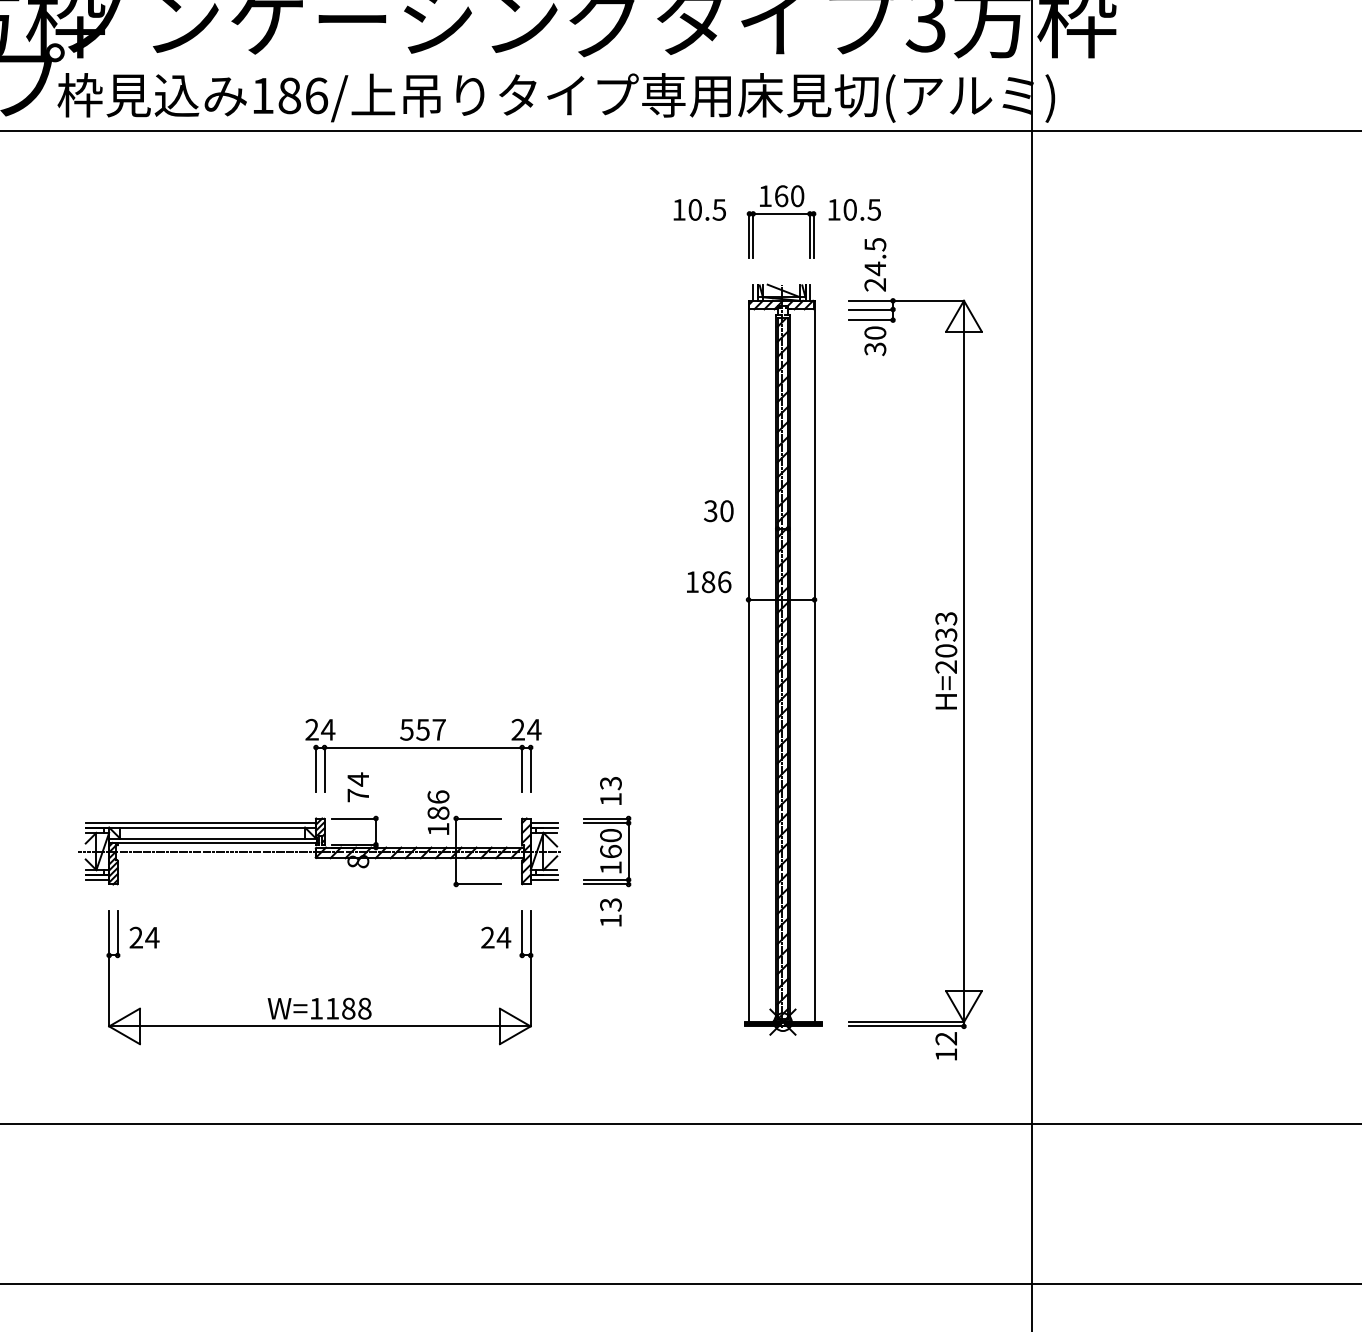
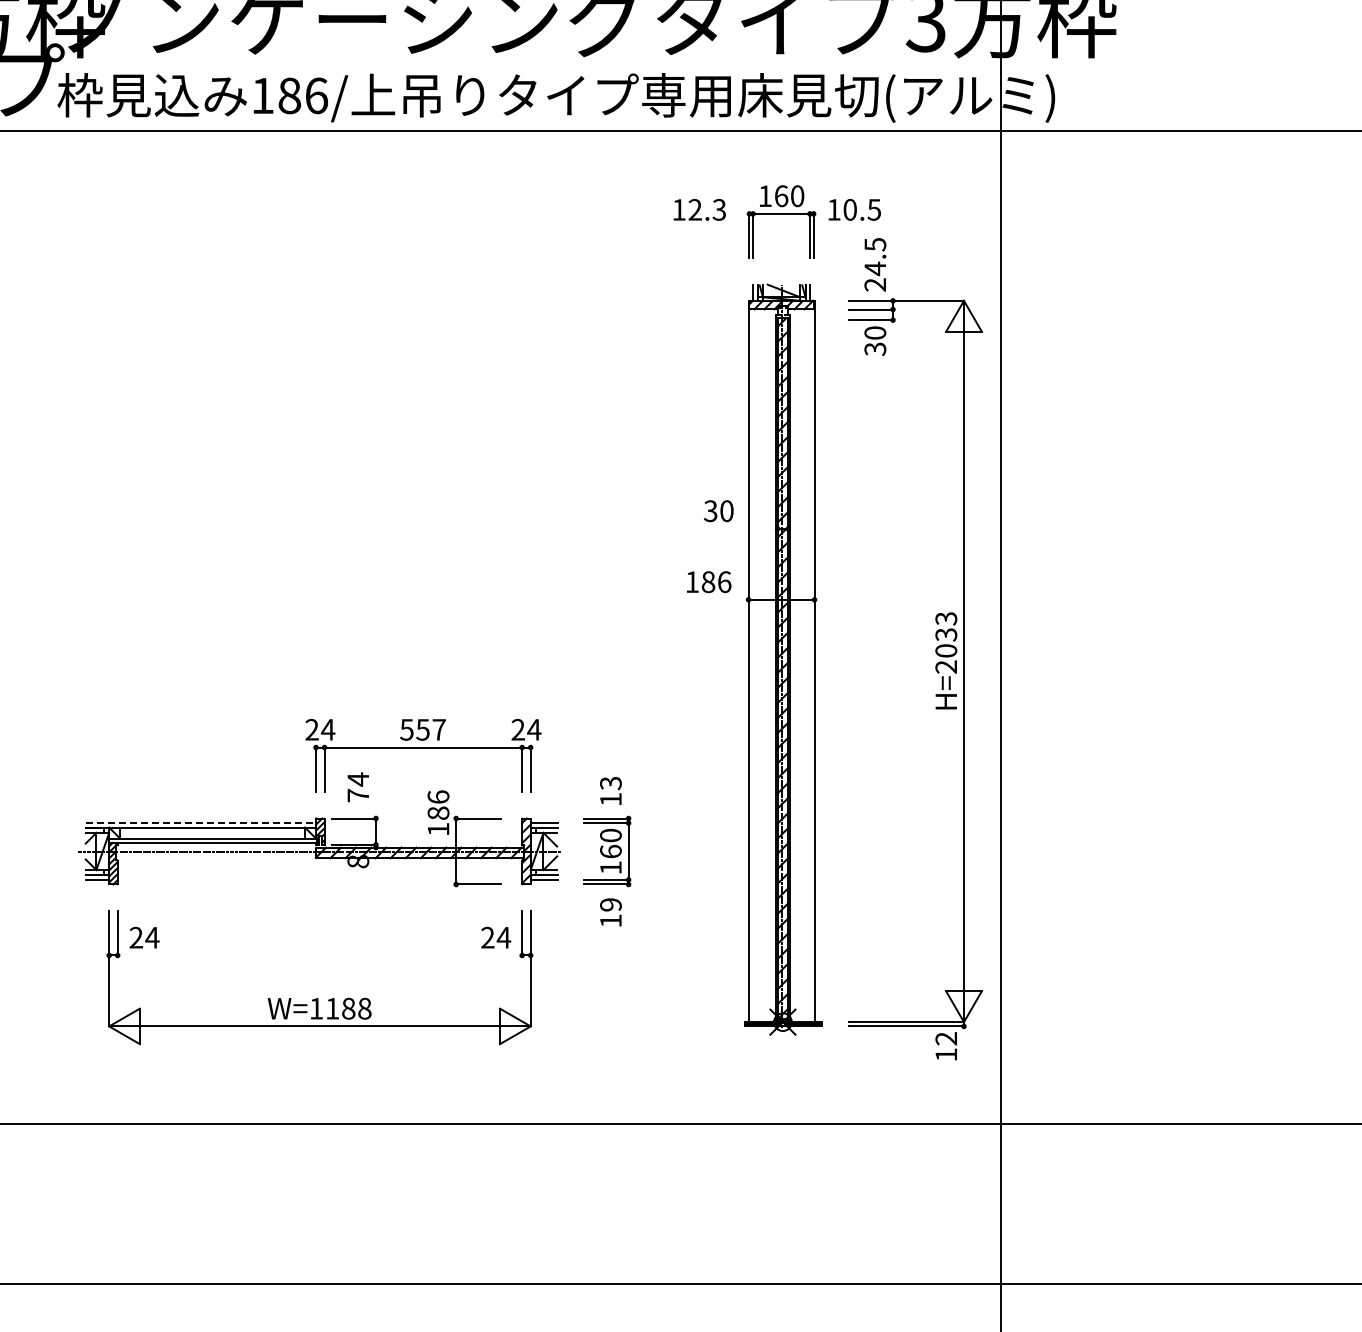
text: 10.5 -> 12.3 (706, 209)
line position: (1031, 665) -> (1000, 665) (1000, 665)
line: solid -> dashed (201, 823)
text: 13 -> 19 (610, 904)
